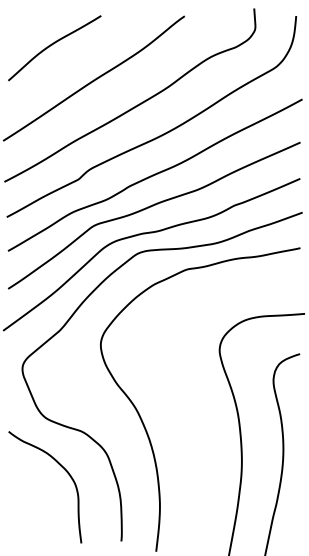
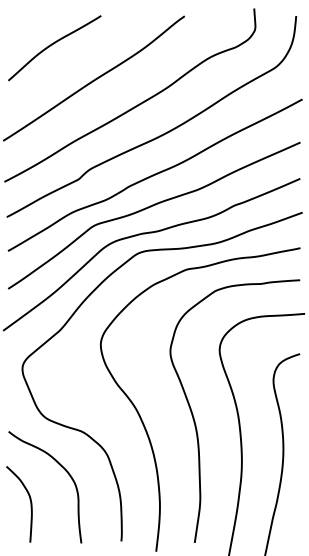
curve: none -> present (195, 420)
curve: none -> present (30, 504)
